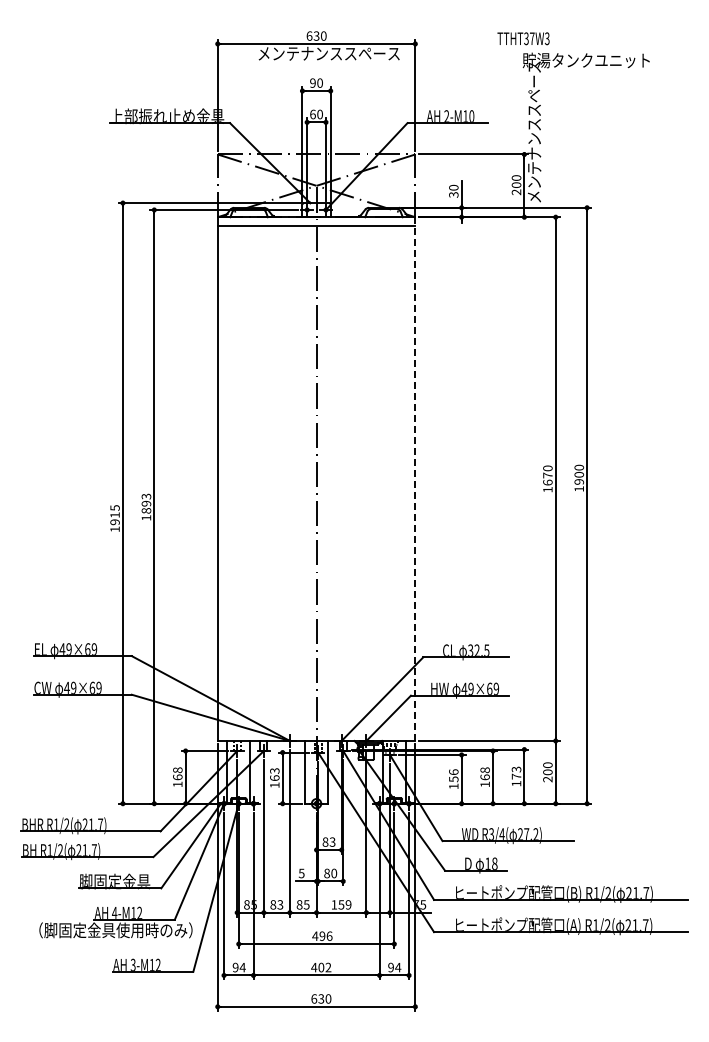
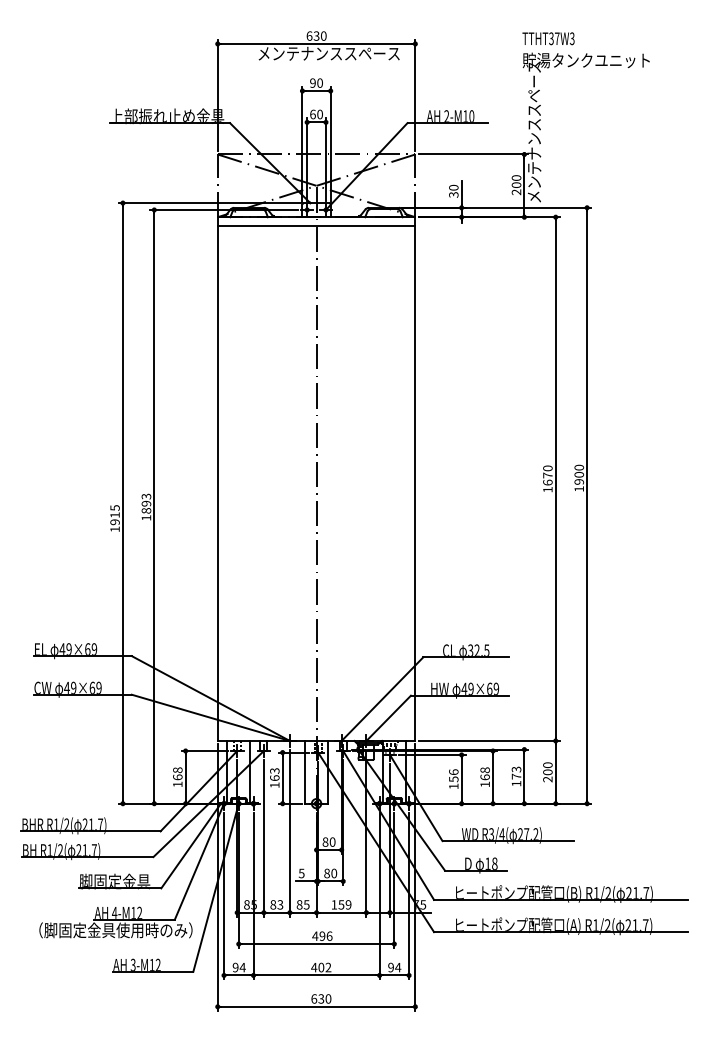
text position: (523, 38) -> (548, 38) (548, 38)
line: dashed -> solid (415, 479)
text: 83 -> 80 (332, 841)
